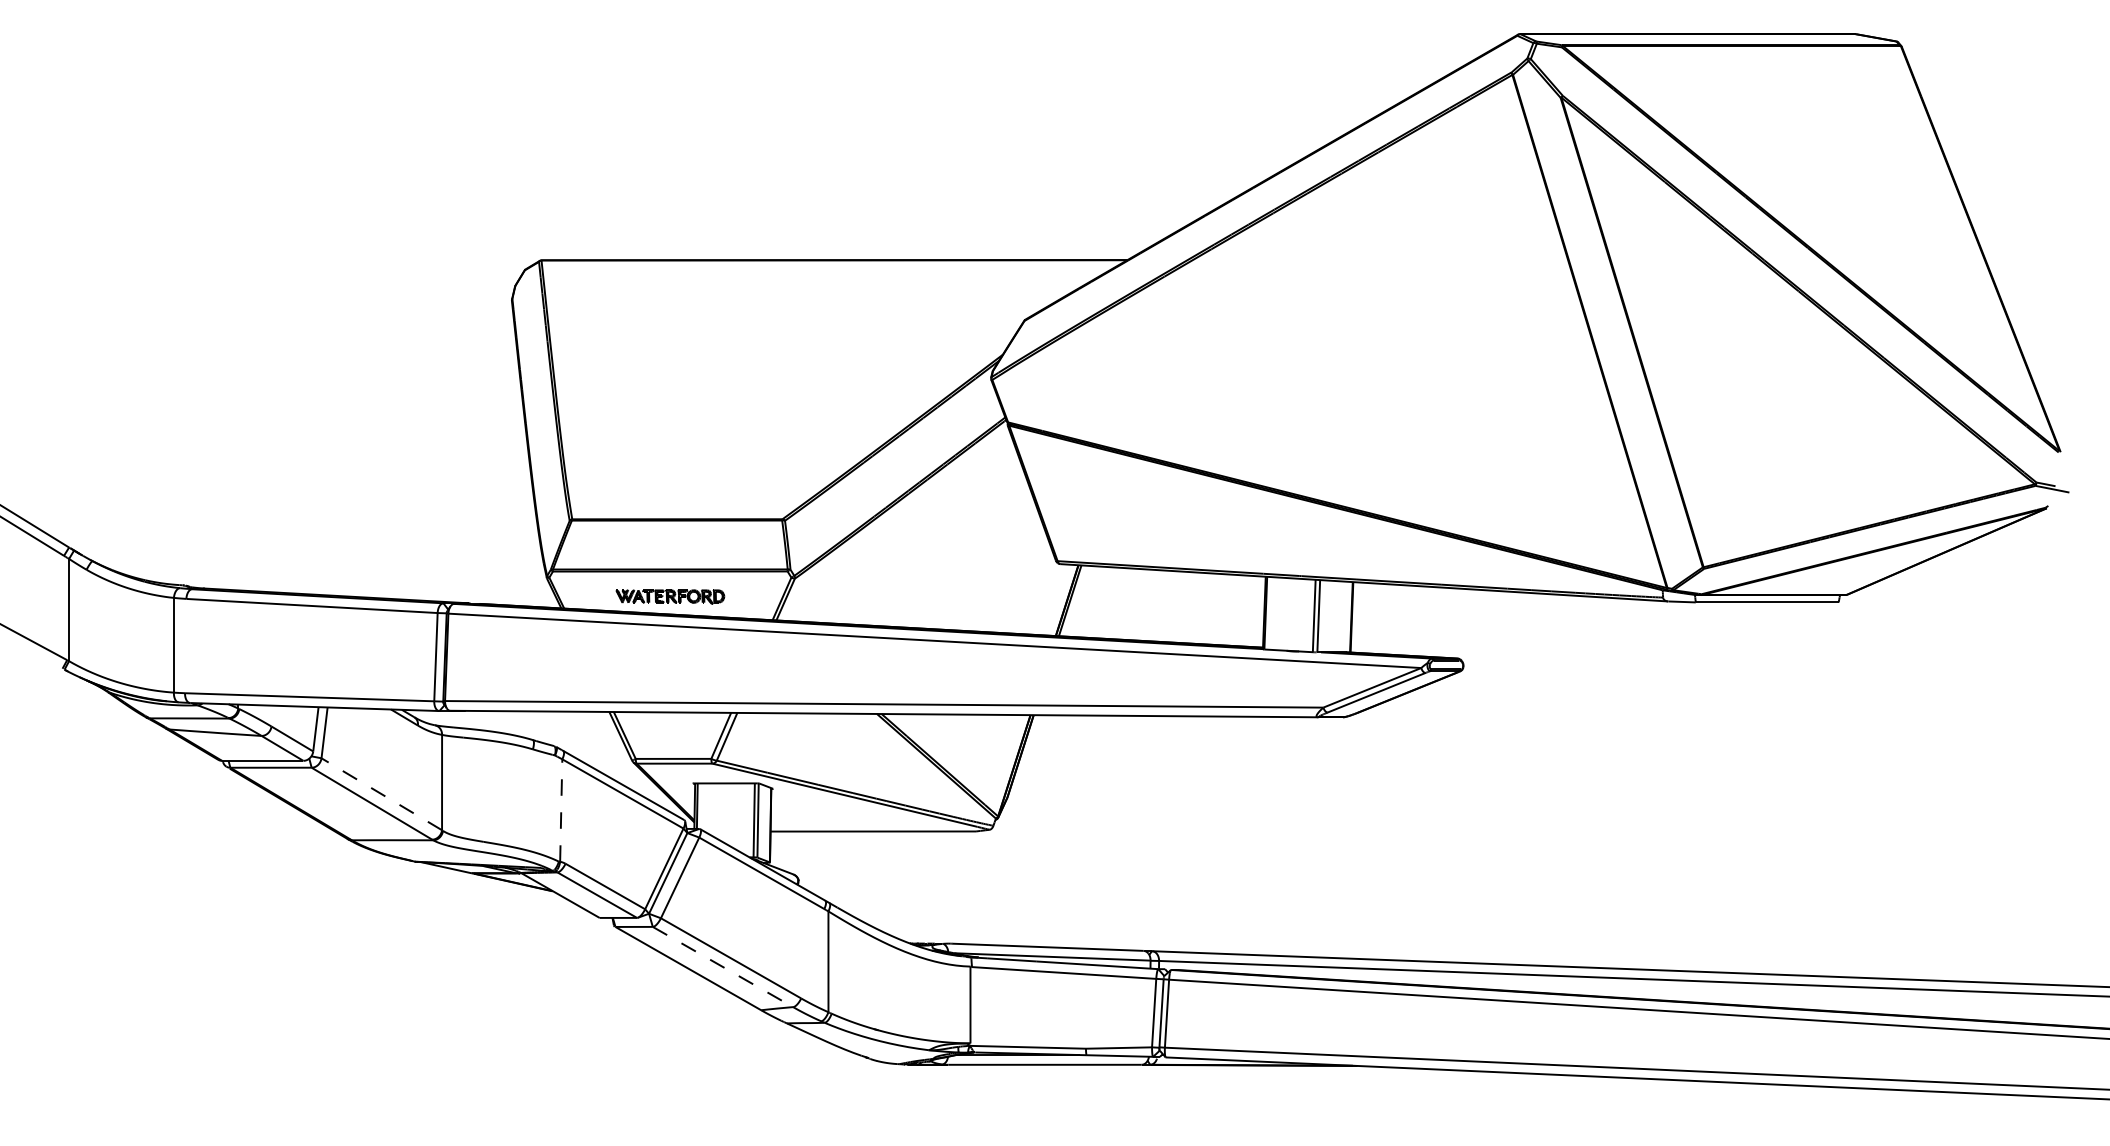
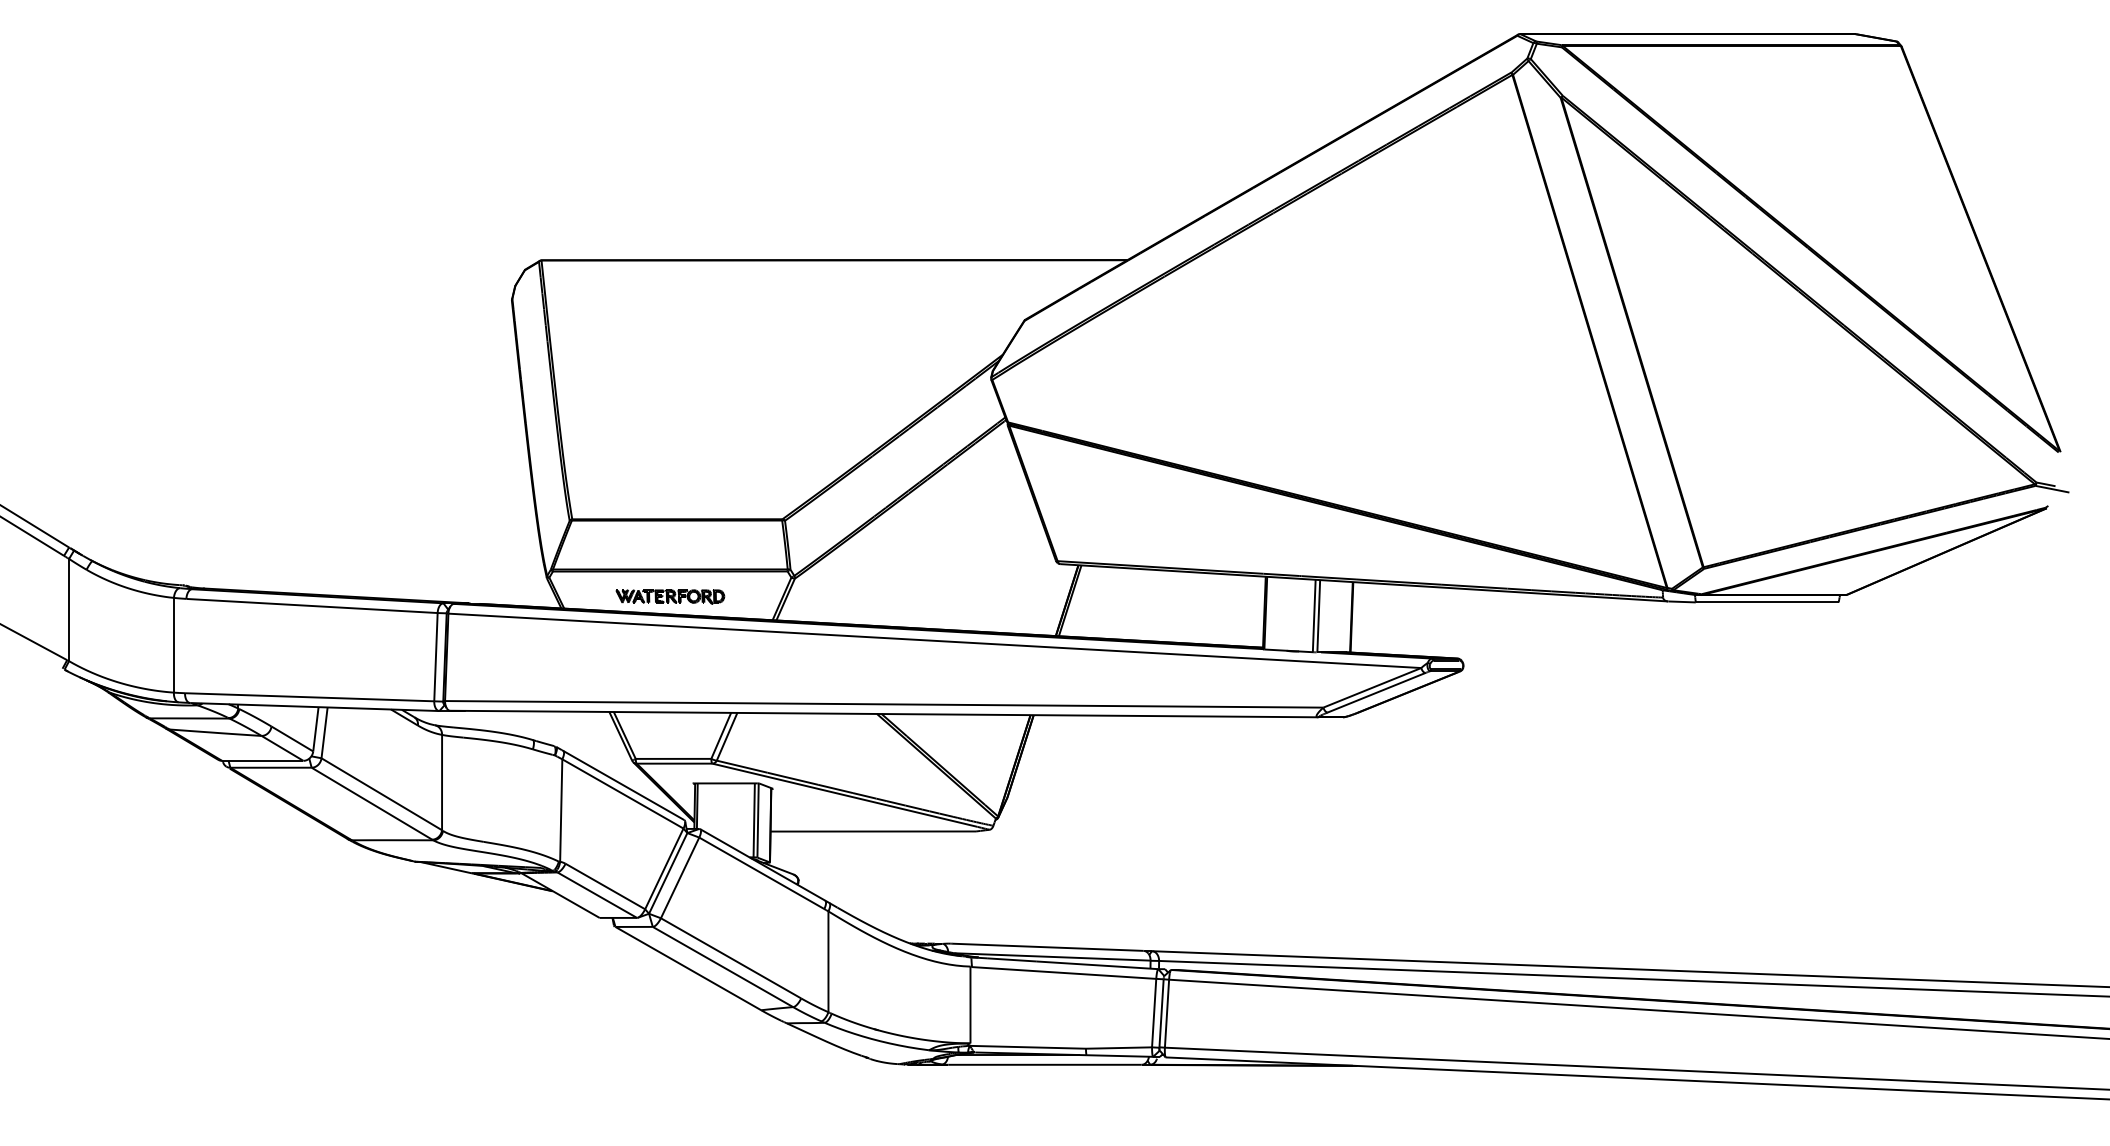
line: dashed -> solid (381, 794)
line: dashed -> solid (561, 810)
line: dashed -> solid (722, 967)
